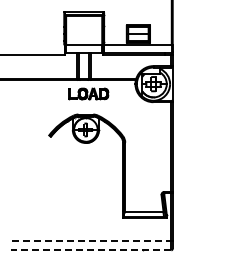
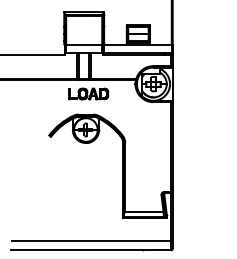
line: dashed -> solid (91, 240)
line: dashed -> solid (90, 250)
